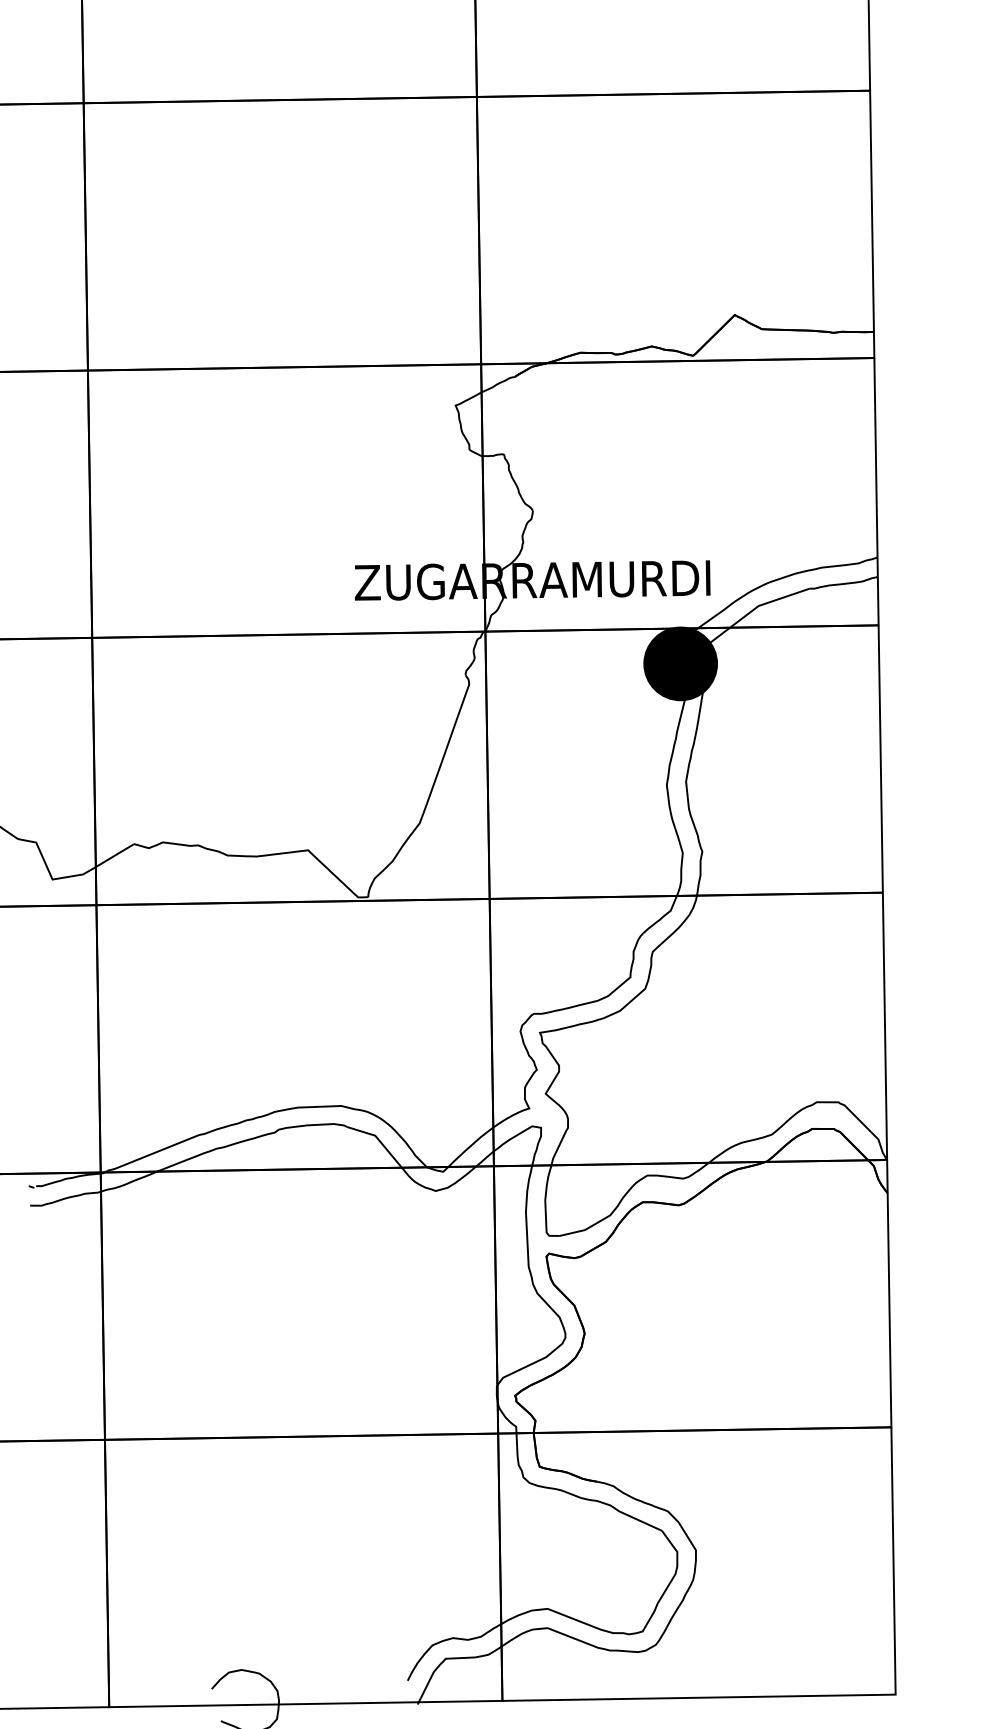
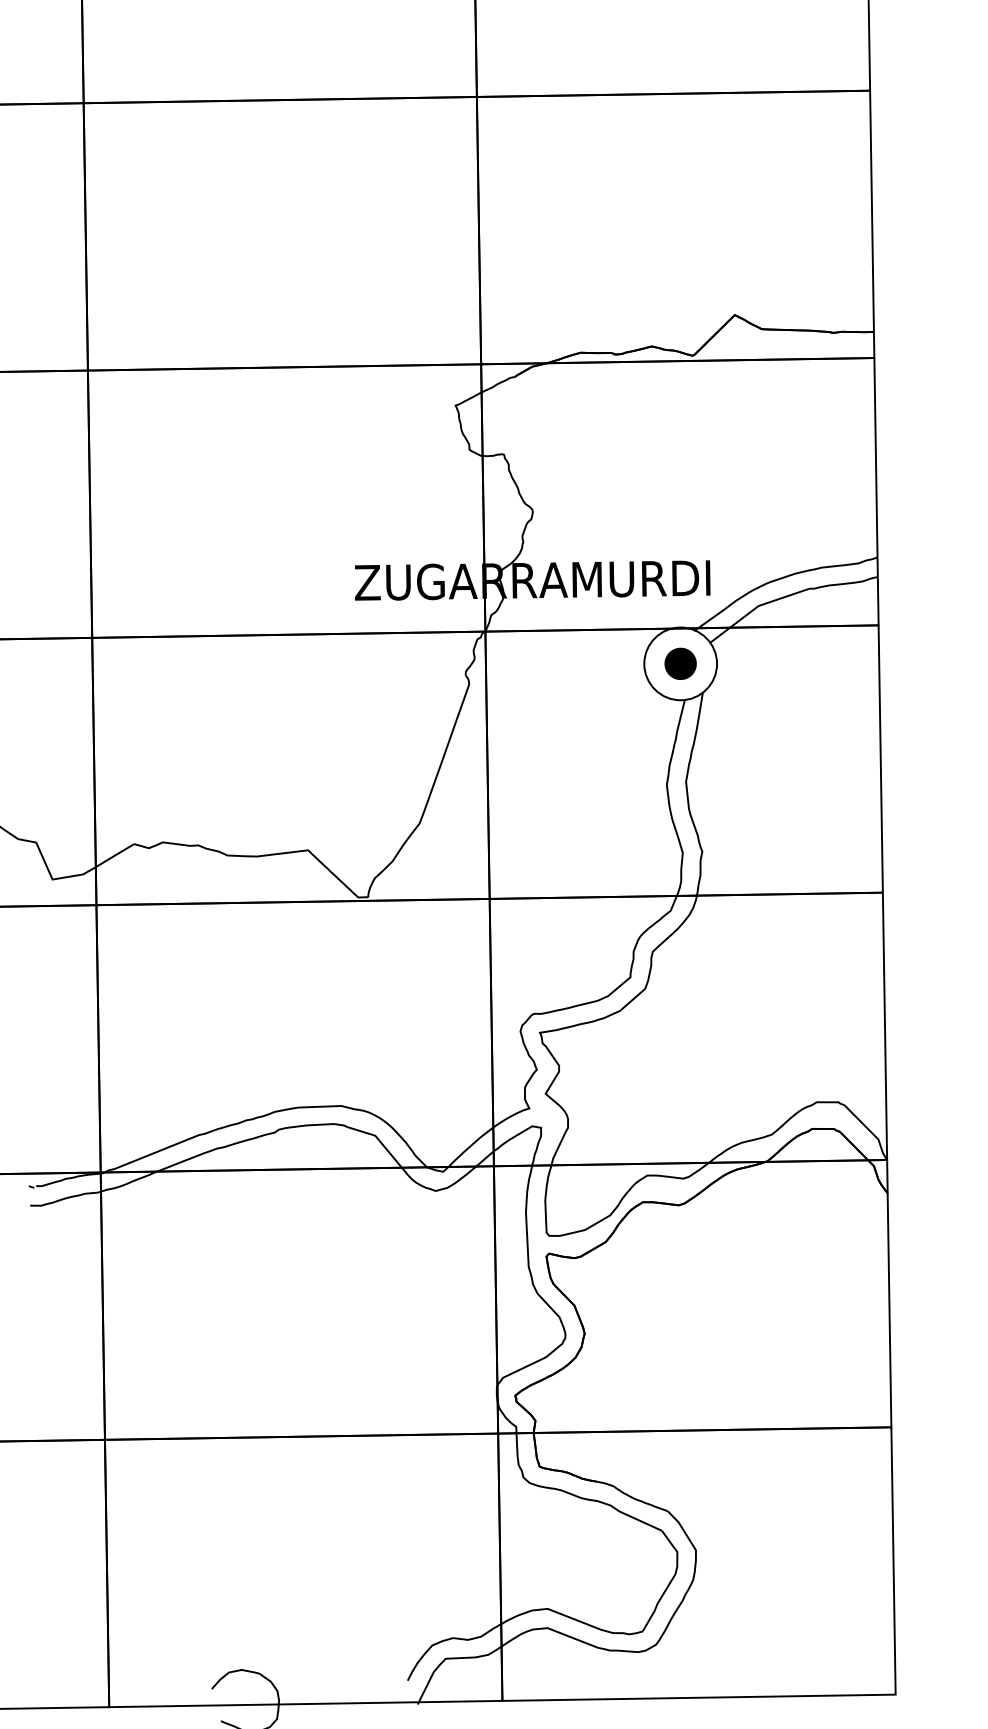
fill: present -> none (680, 663)
